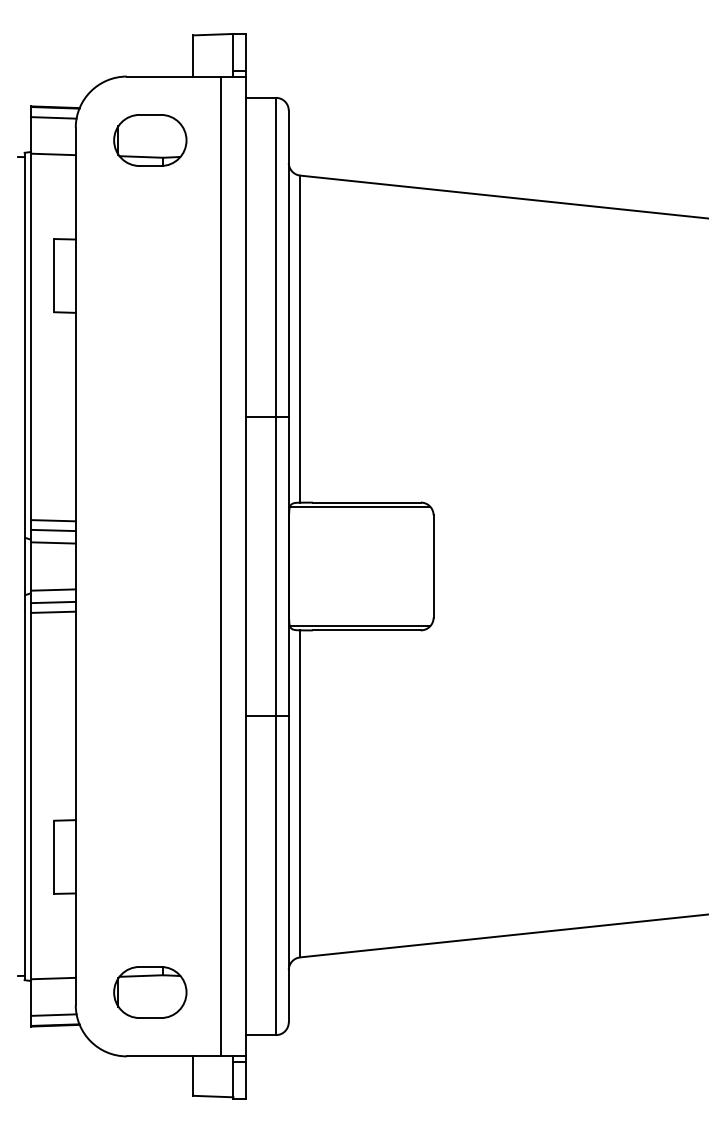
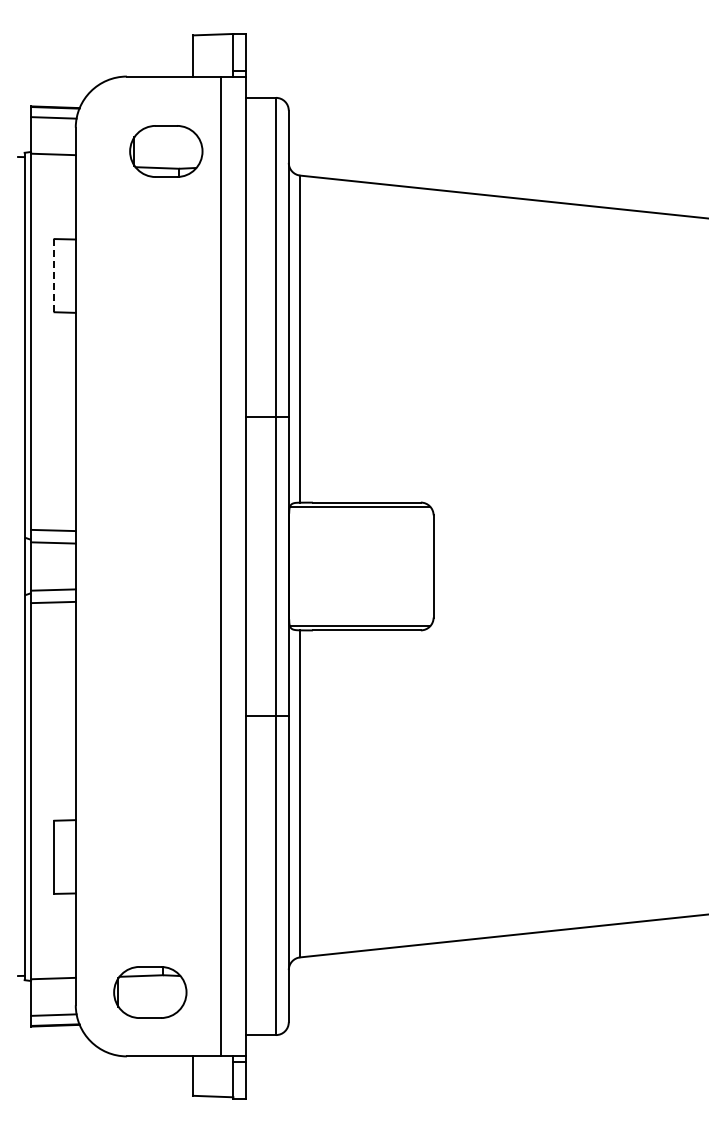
part position: (150, 140) -> (166, 151) (166, 151)
line: solid -> dashed (54, 275)
line: present -> none (53, 520)
line: present -> none (53, 611)
